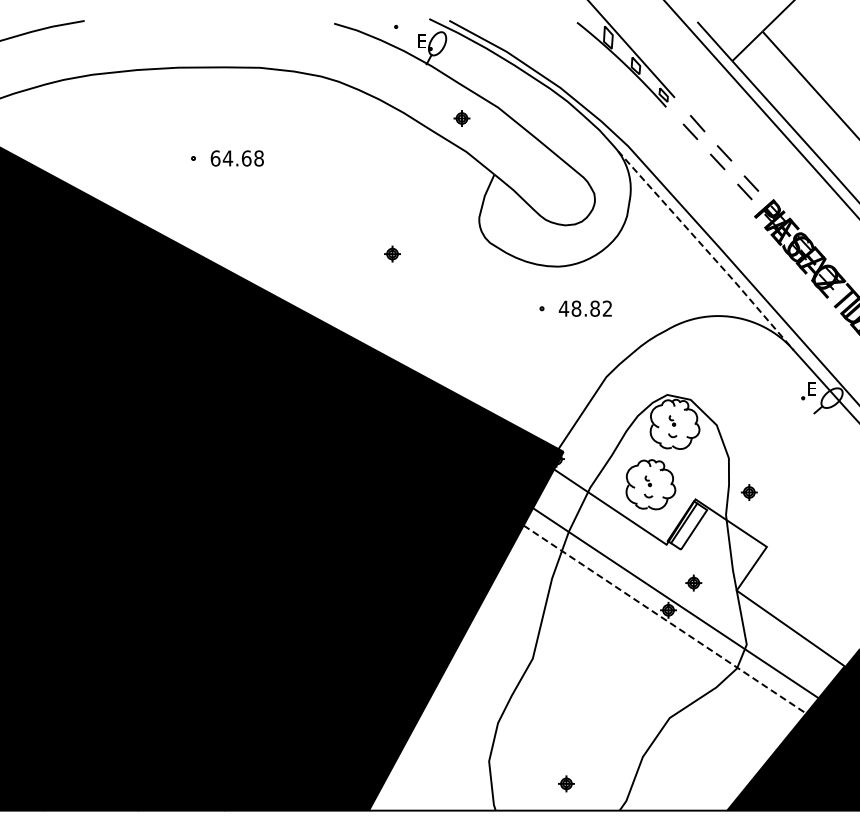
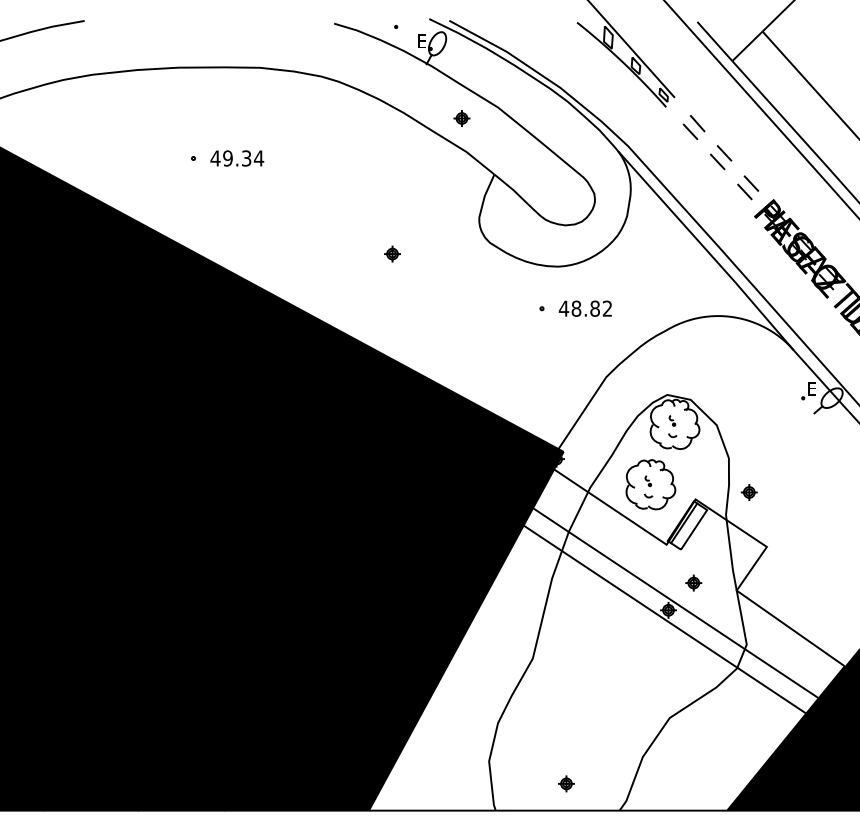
text: 64.68 -> 49.34 (237, 158)
line: dashed -> solid (707, 251)
line: dashed -> solid (664, 619)
